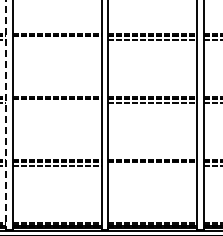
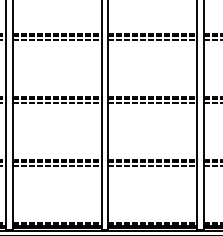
line: none -> present (56, 40)
line: none -> present (56, 103)
line: dashed -> solid (6, 115)
line: none -> present (152, 165)
